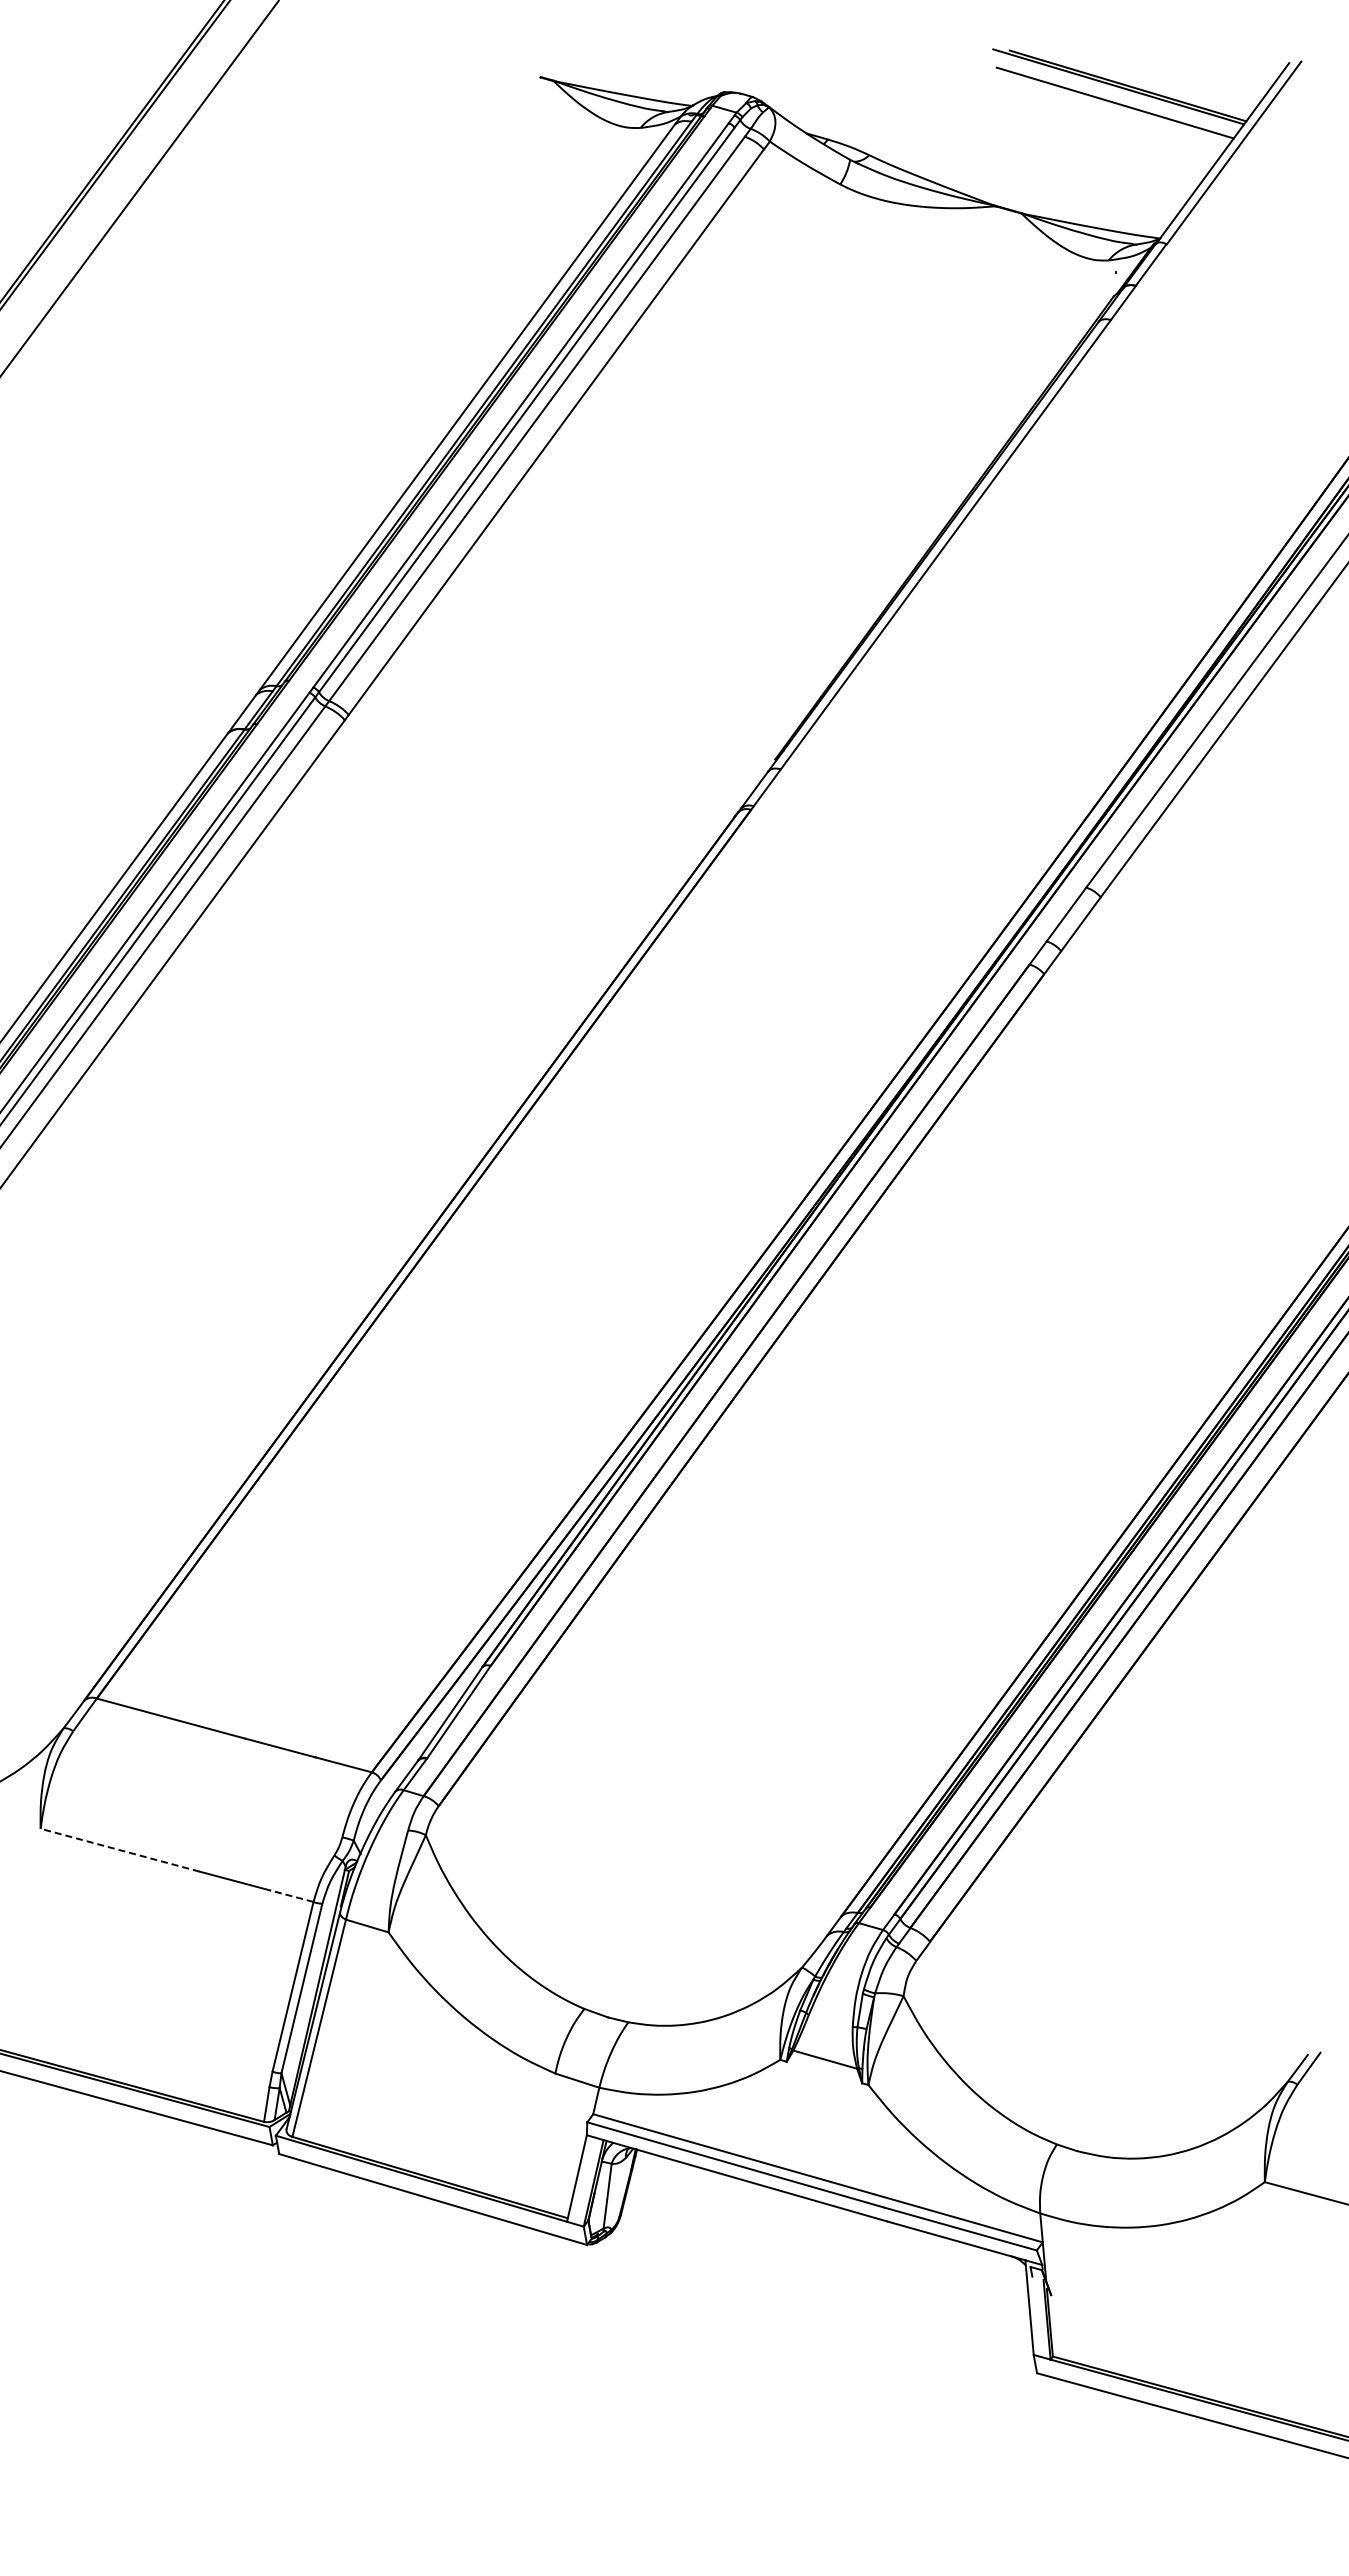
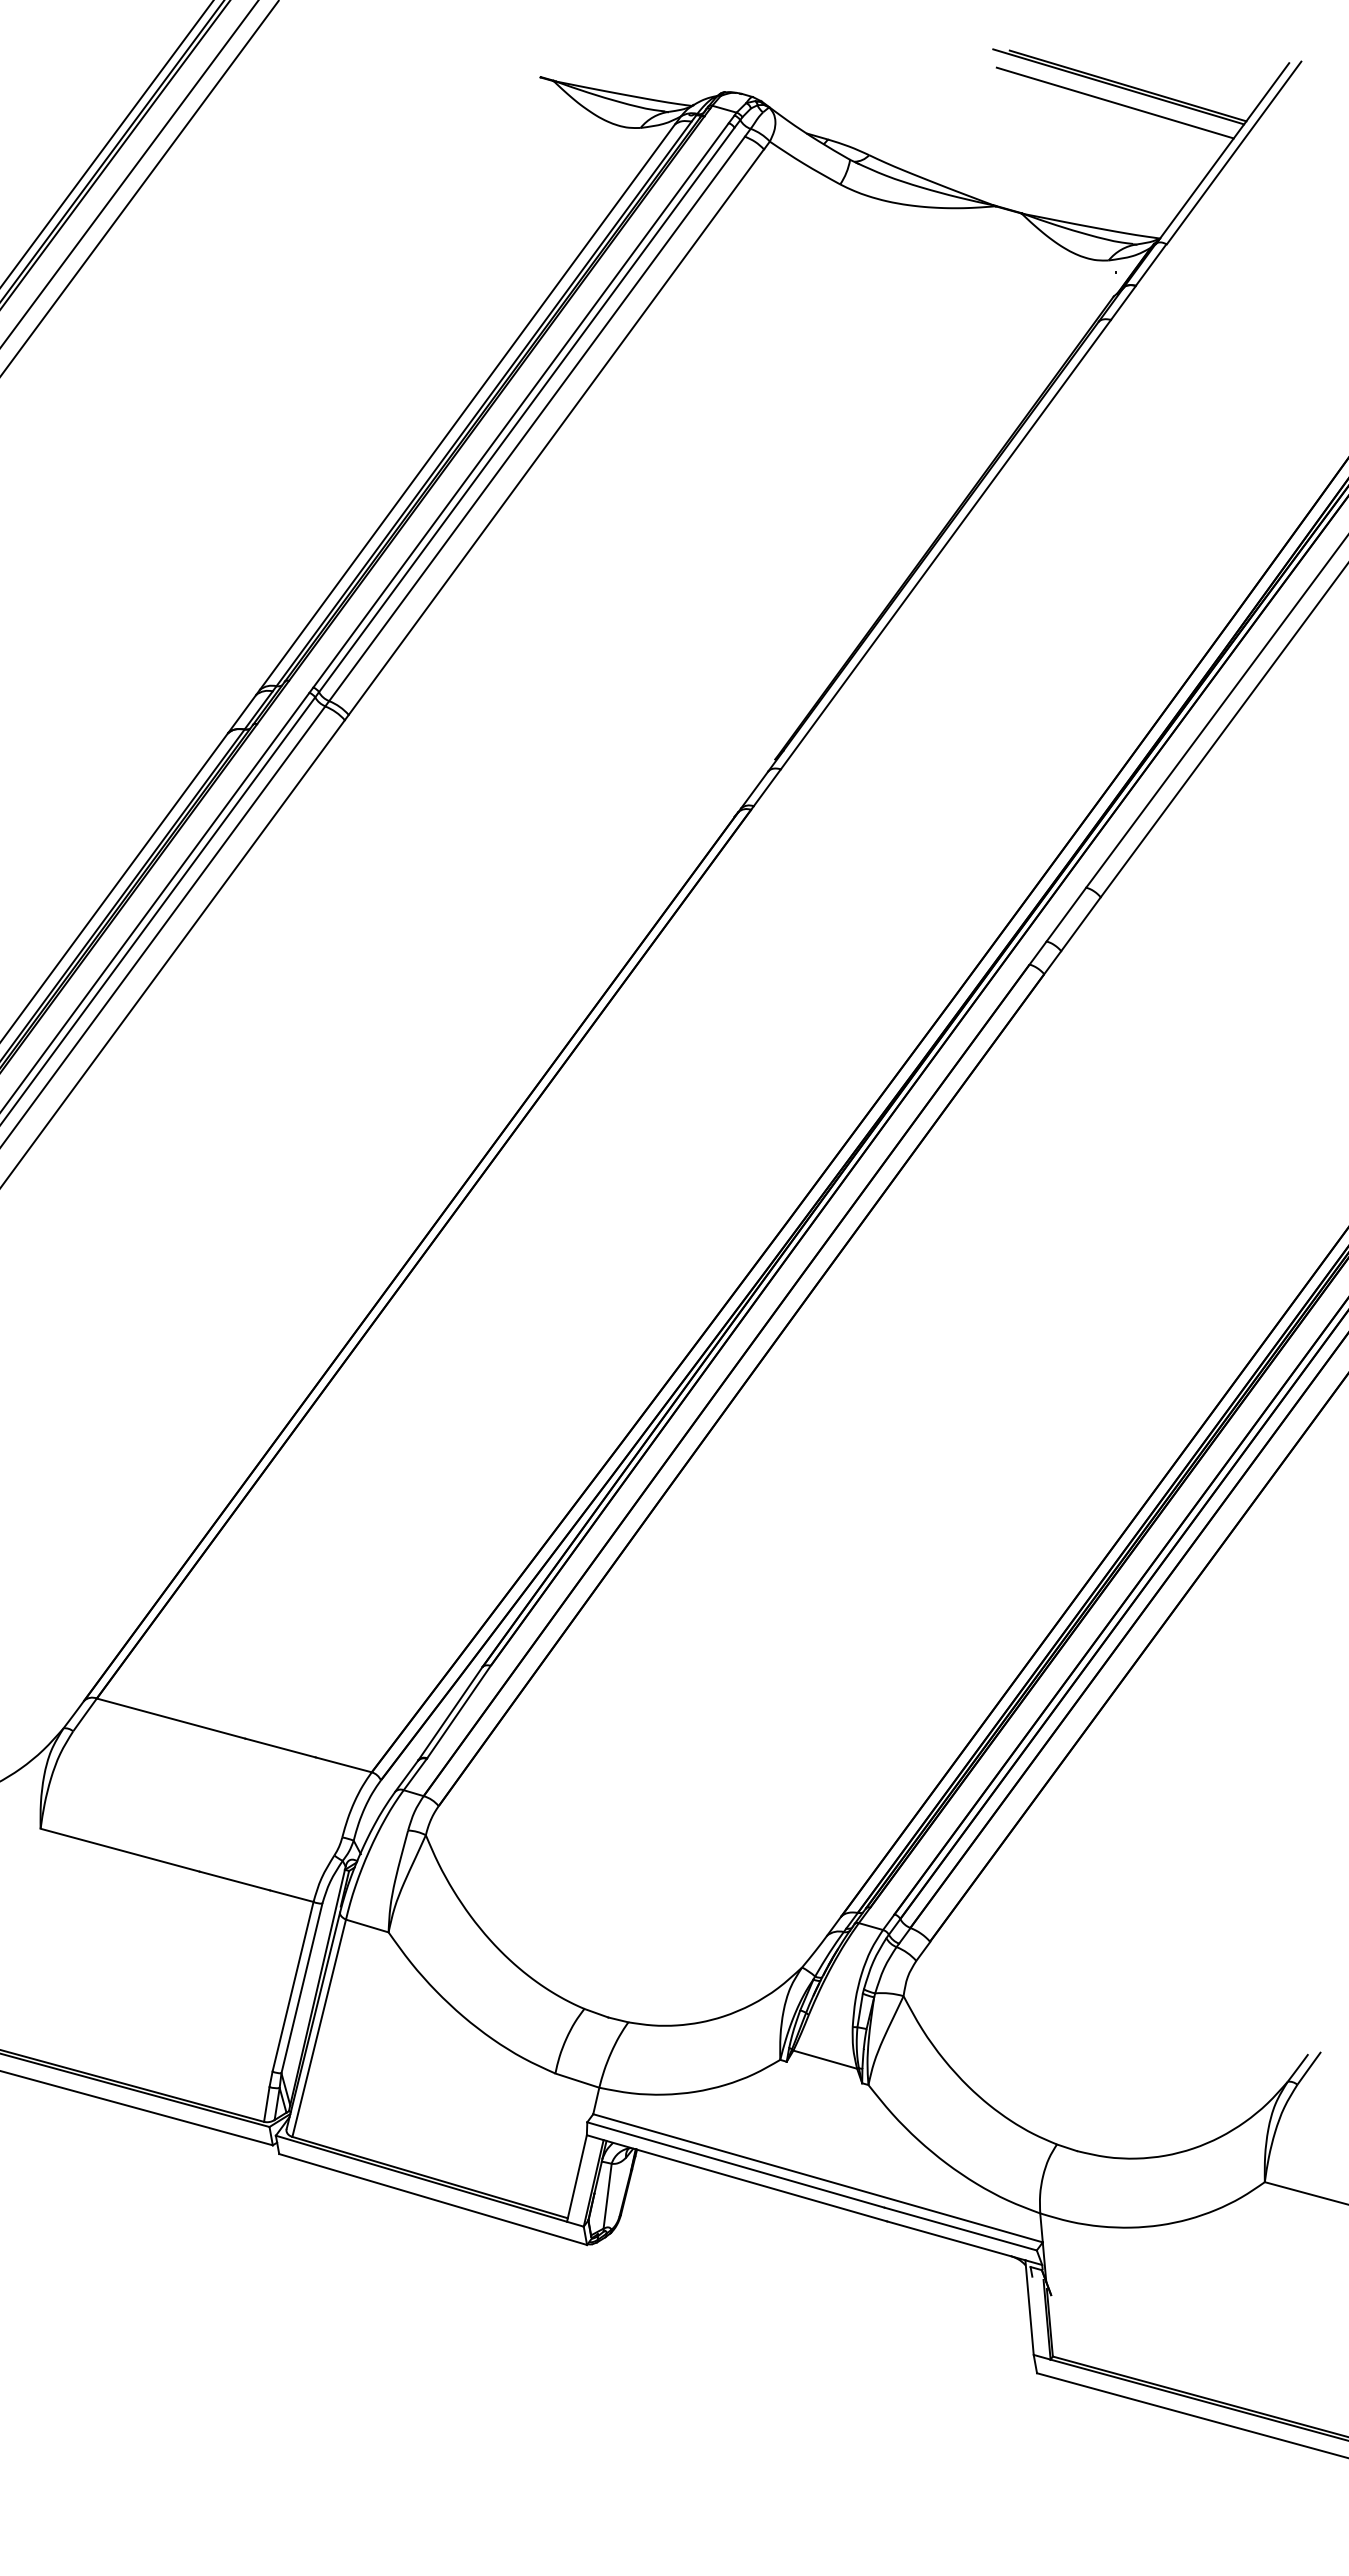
line: none -> present (107, 143)
line: none -> present (129, 173)
line: dashed -> solid (119, 1850)
line: dashed -> solid (291, 1896)
